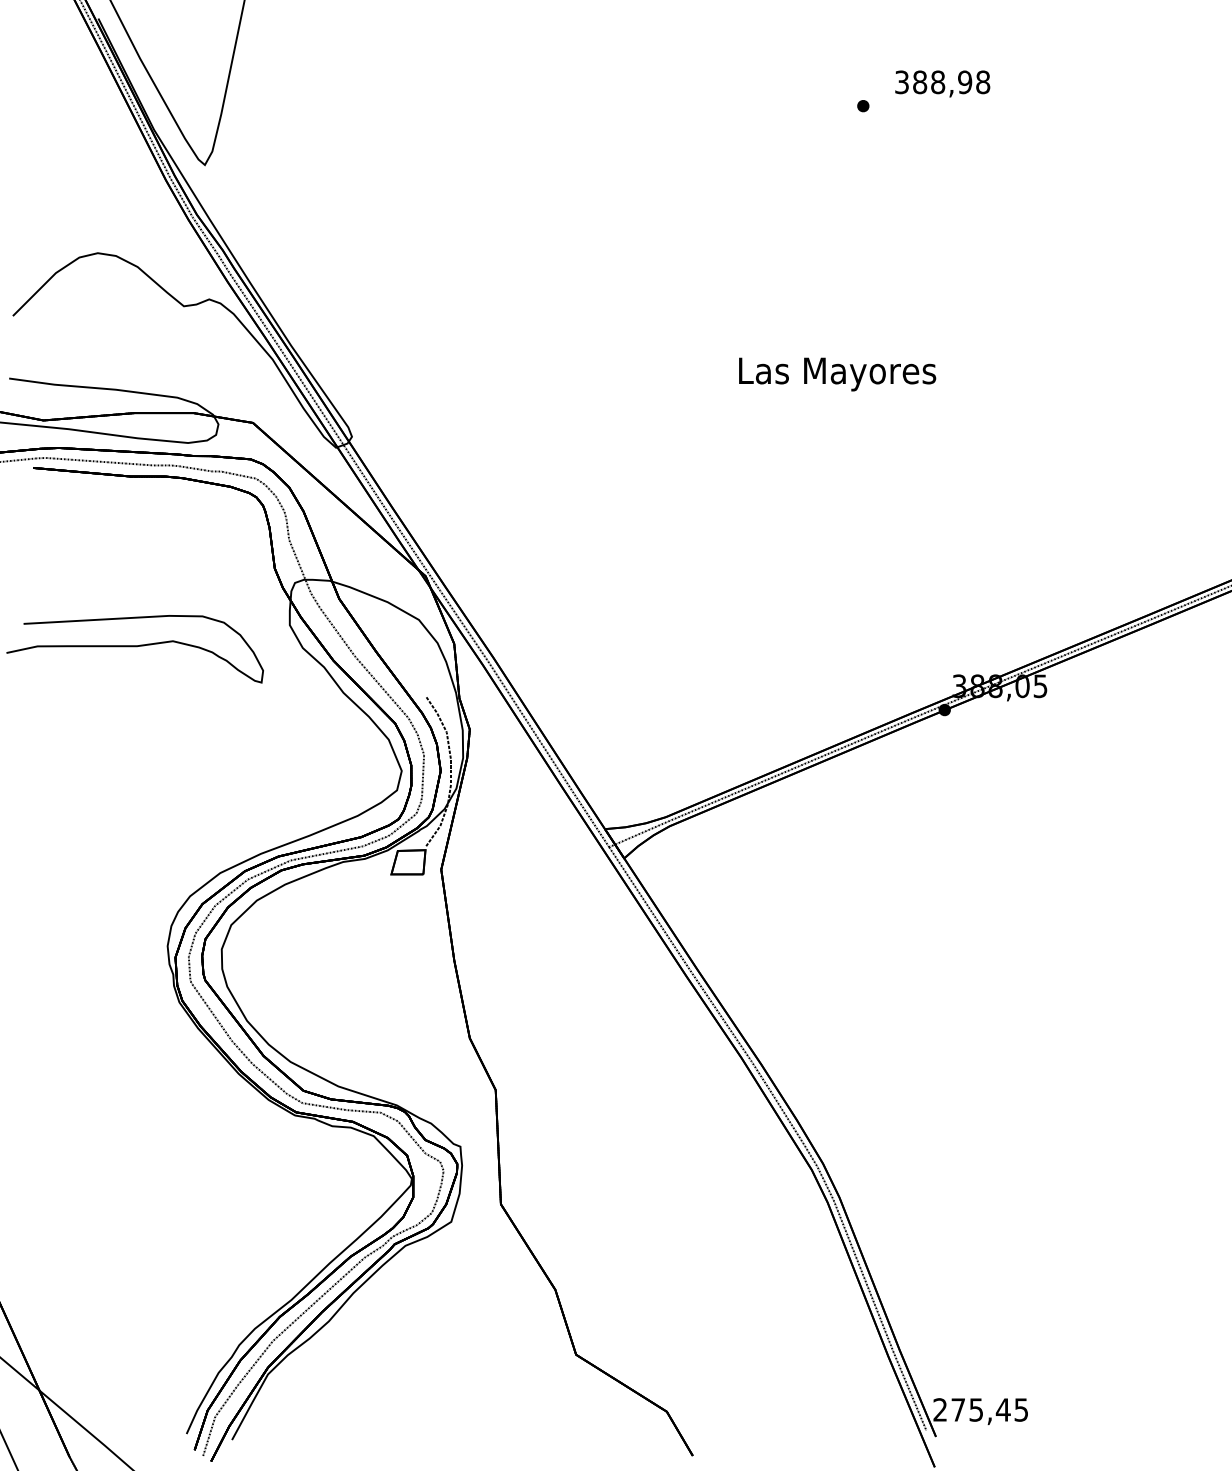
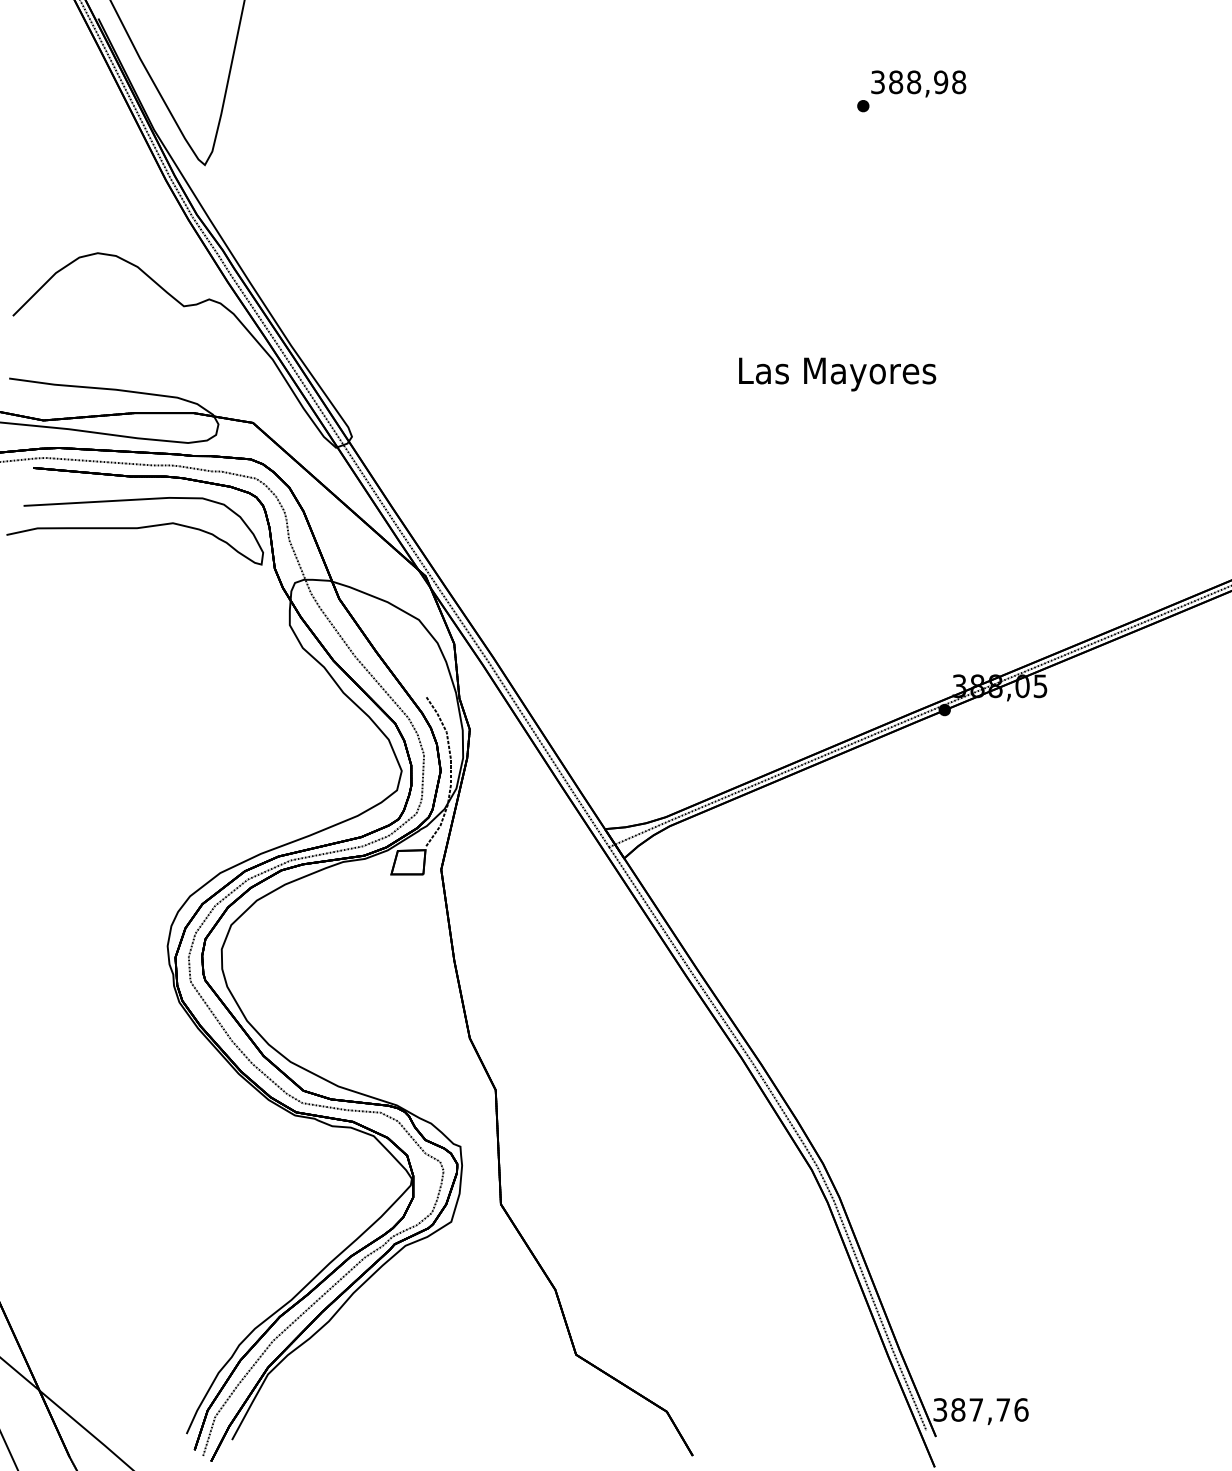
text position: (942, 83) -> (918, 83) (918, 83)
curve position: (134, 647) -> (134, 529) (134, 529)
text: 275,45 -> 387,76 (980, 1409)
